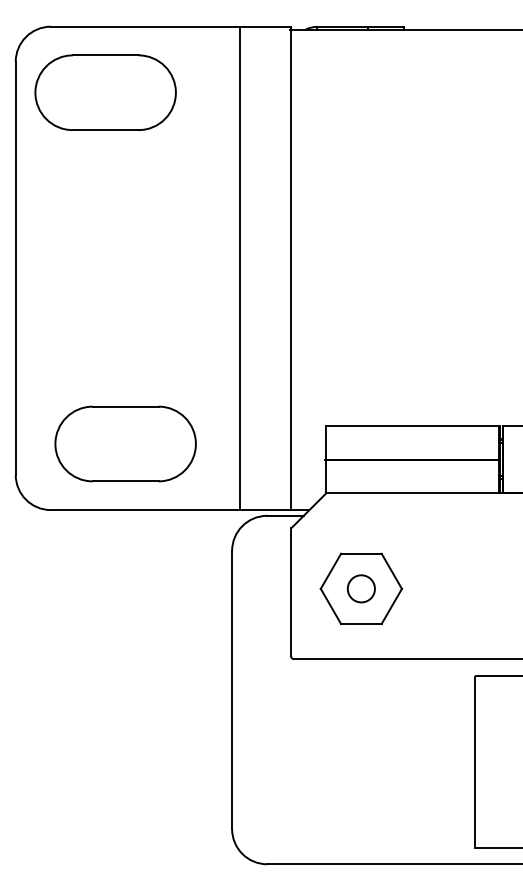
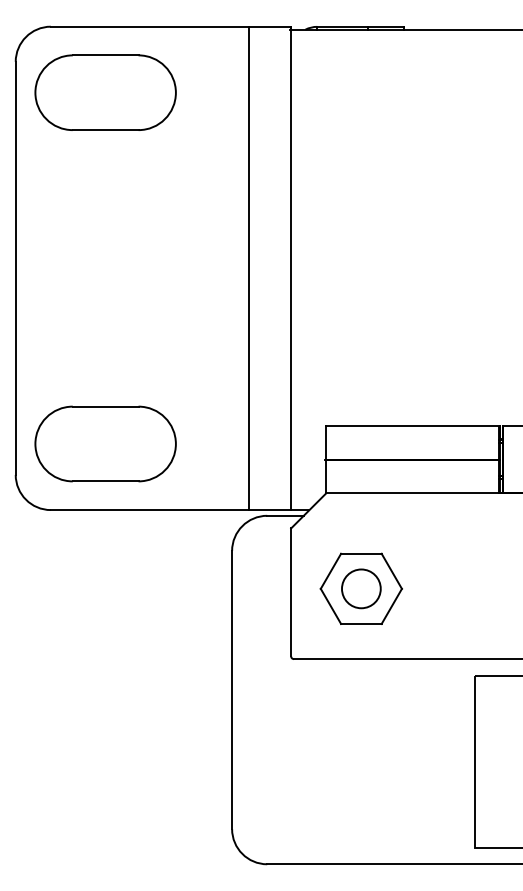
line position: (239, 268) -> (248, 268) (248, 268)
part position: (125, 443) -> (105, 443) (105, 443)
circle diameter: 27 px -> 39 px (361, 588)
